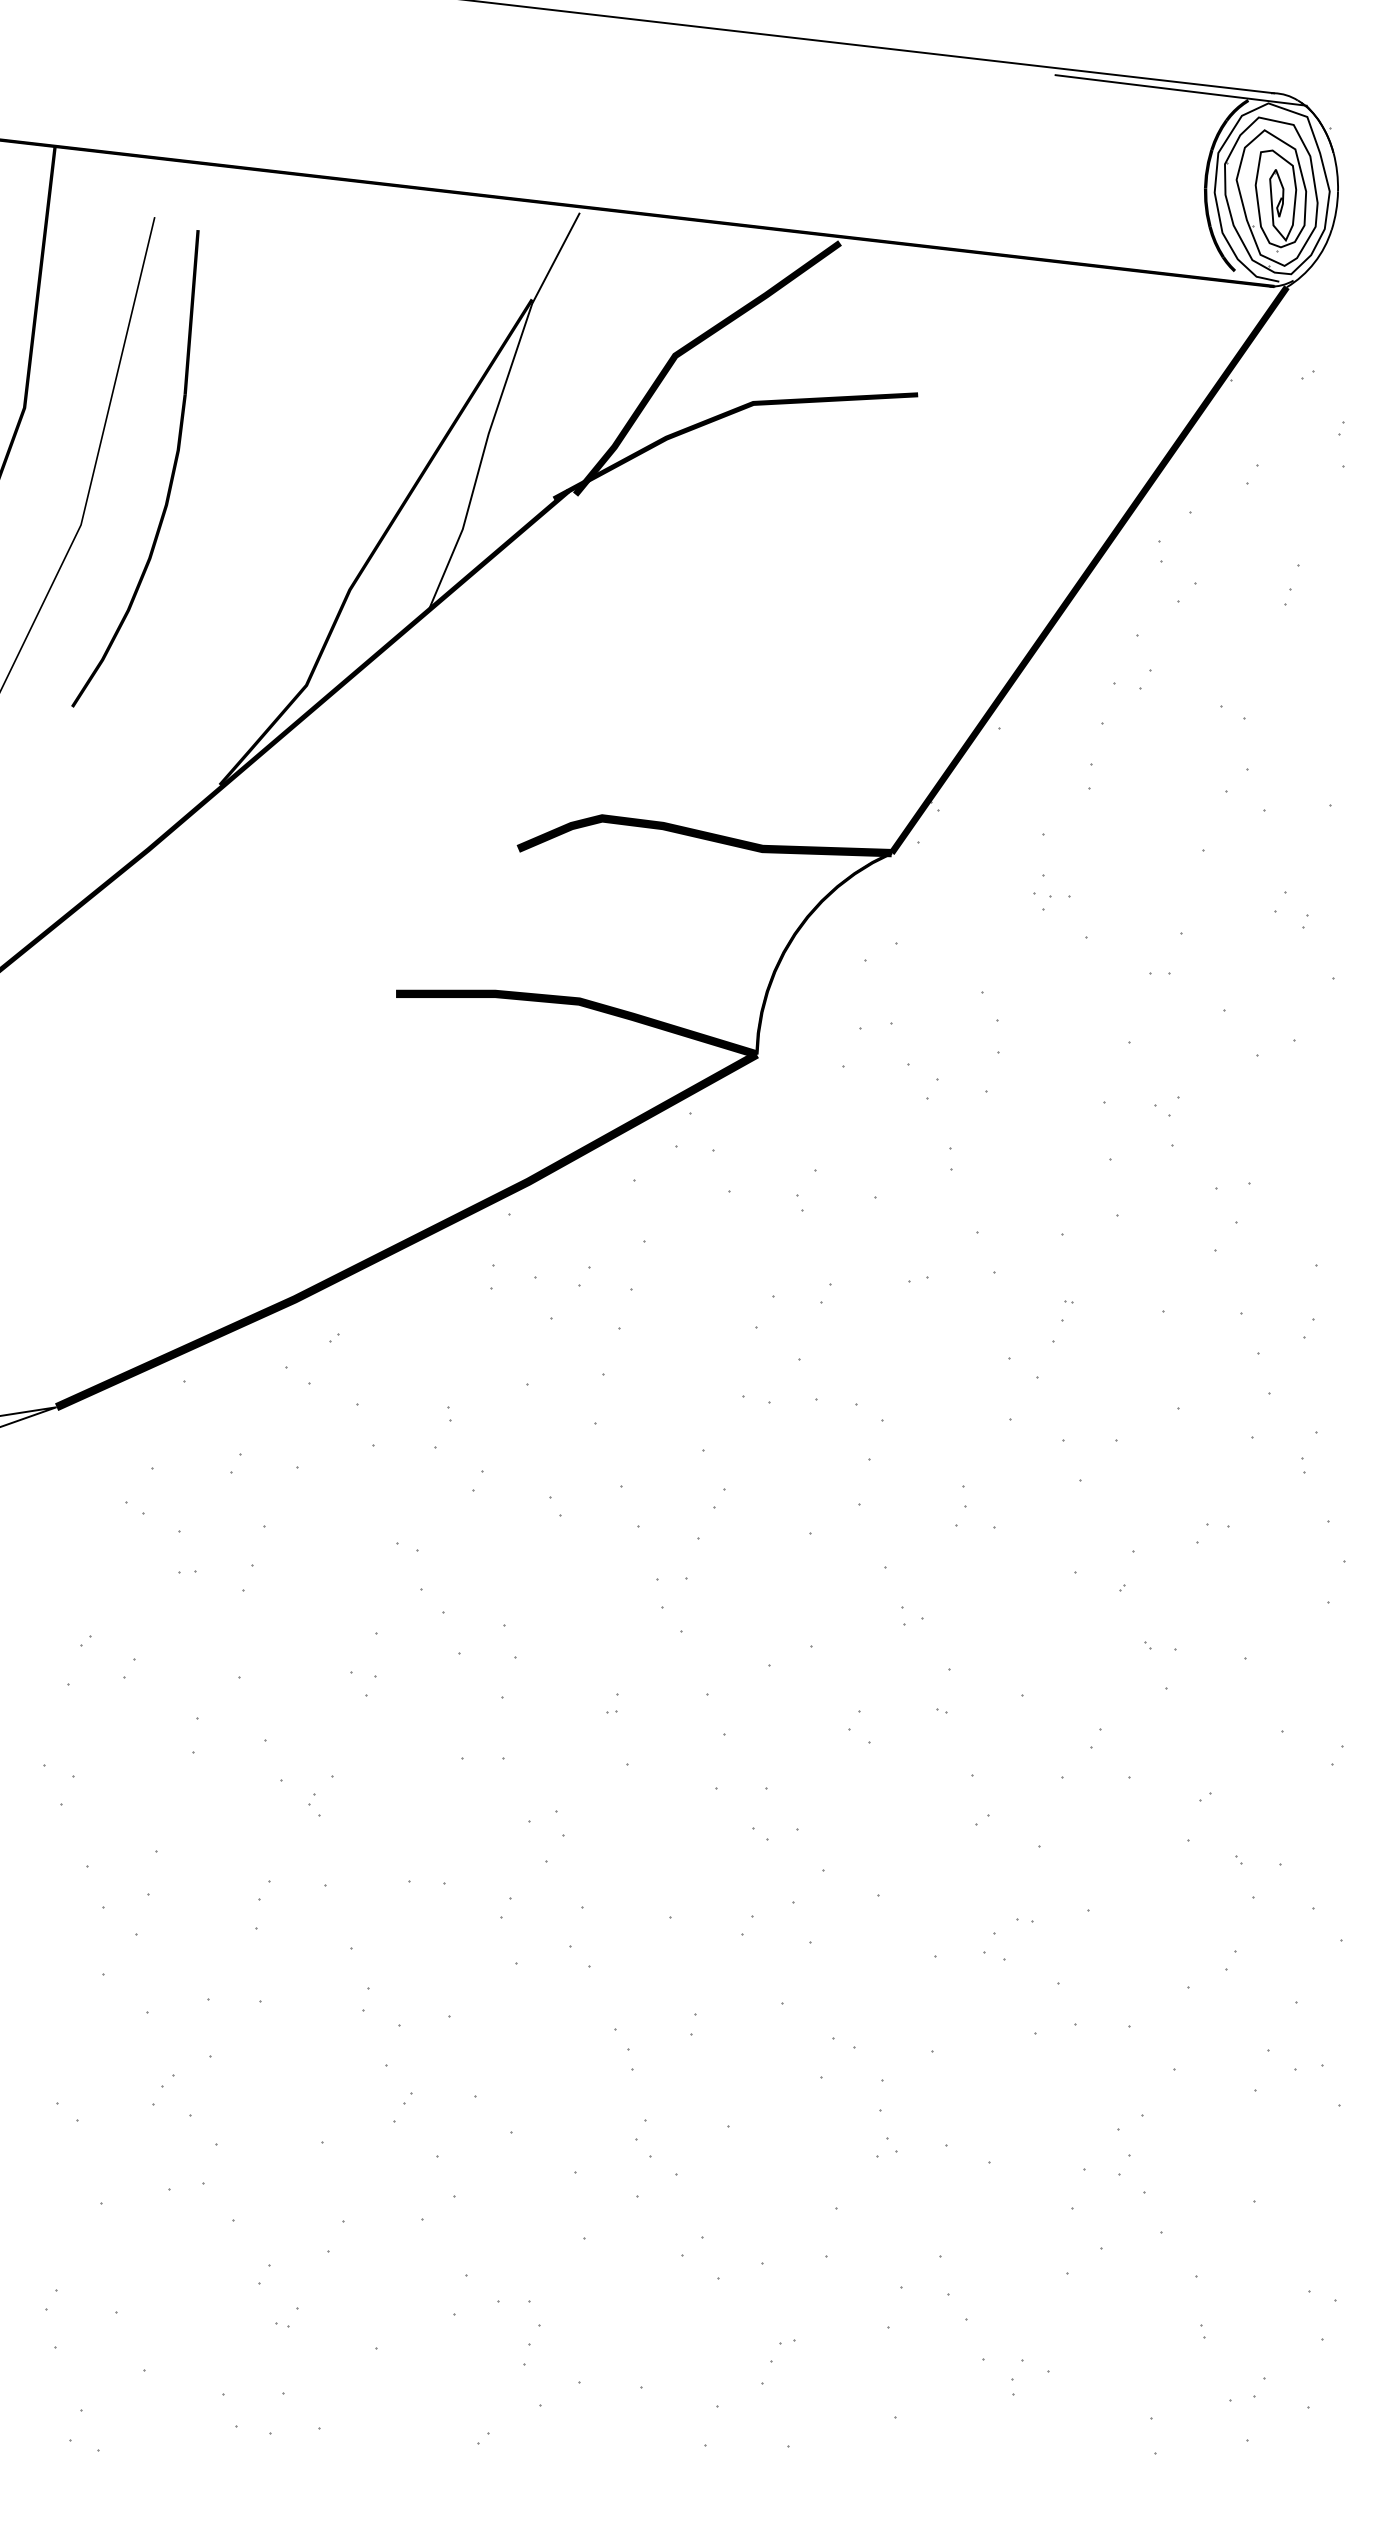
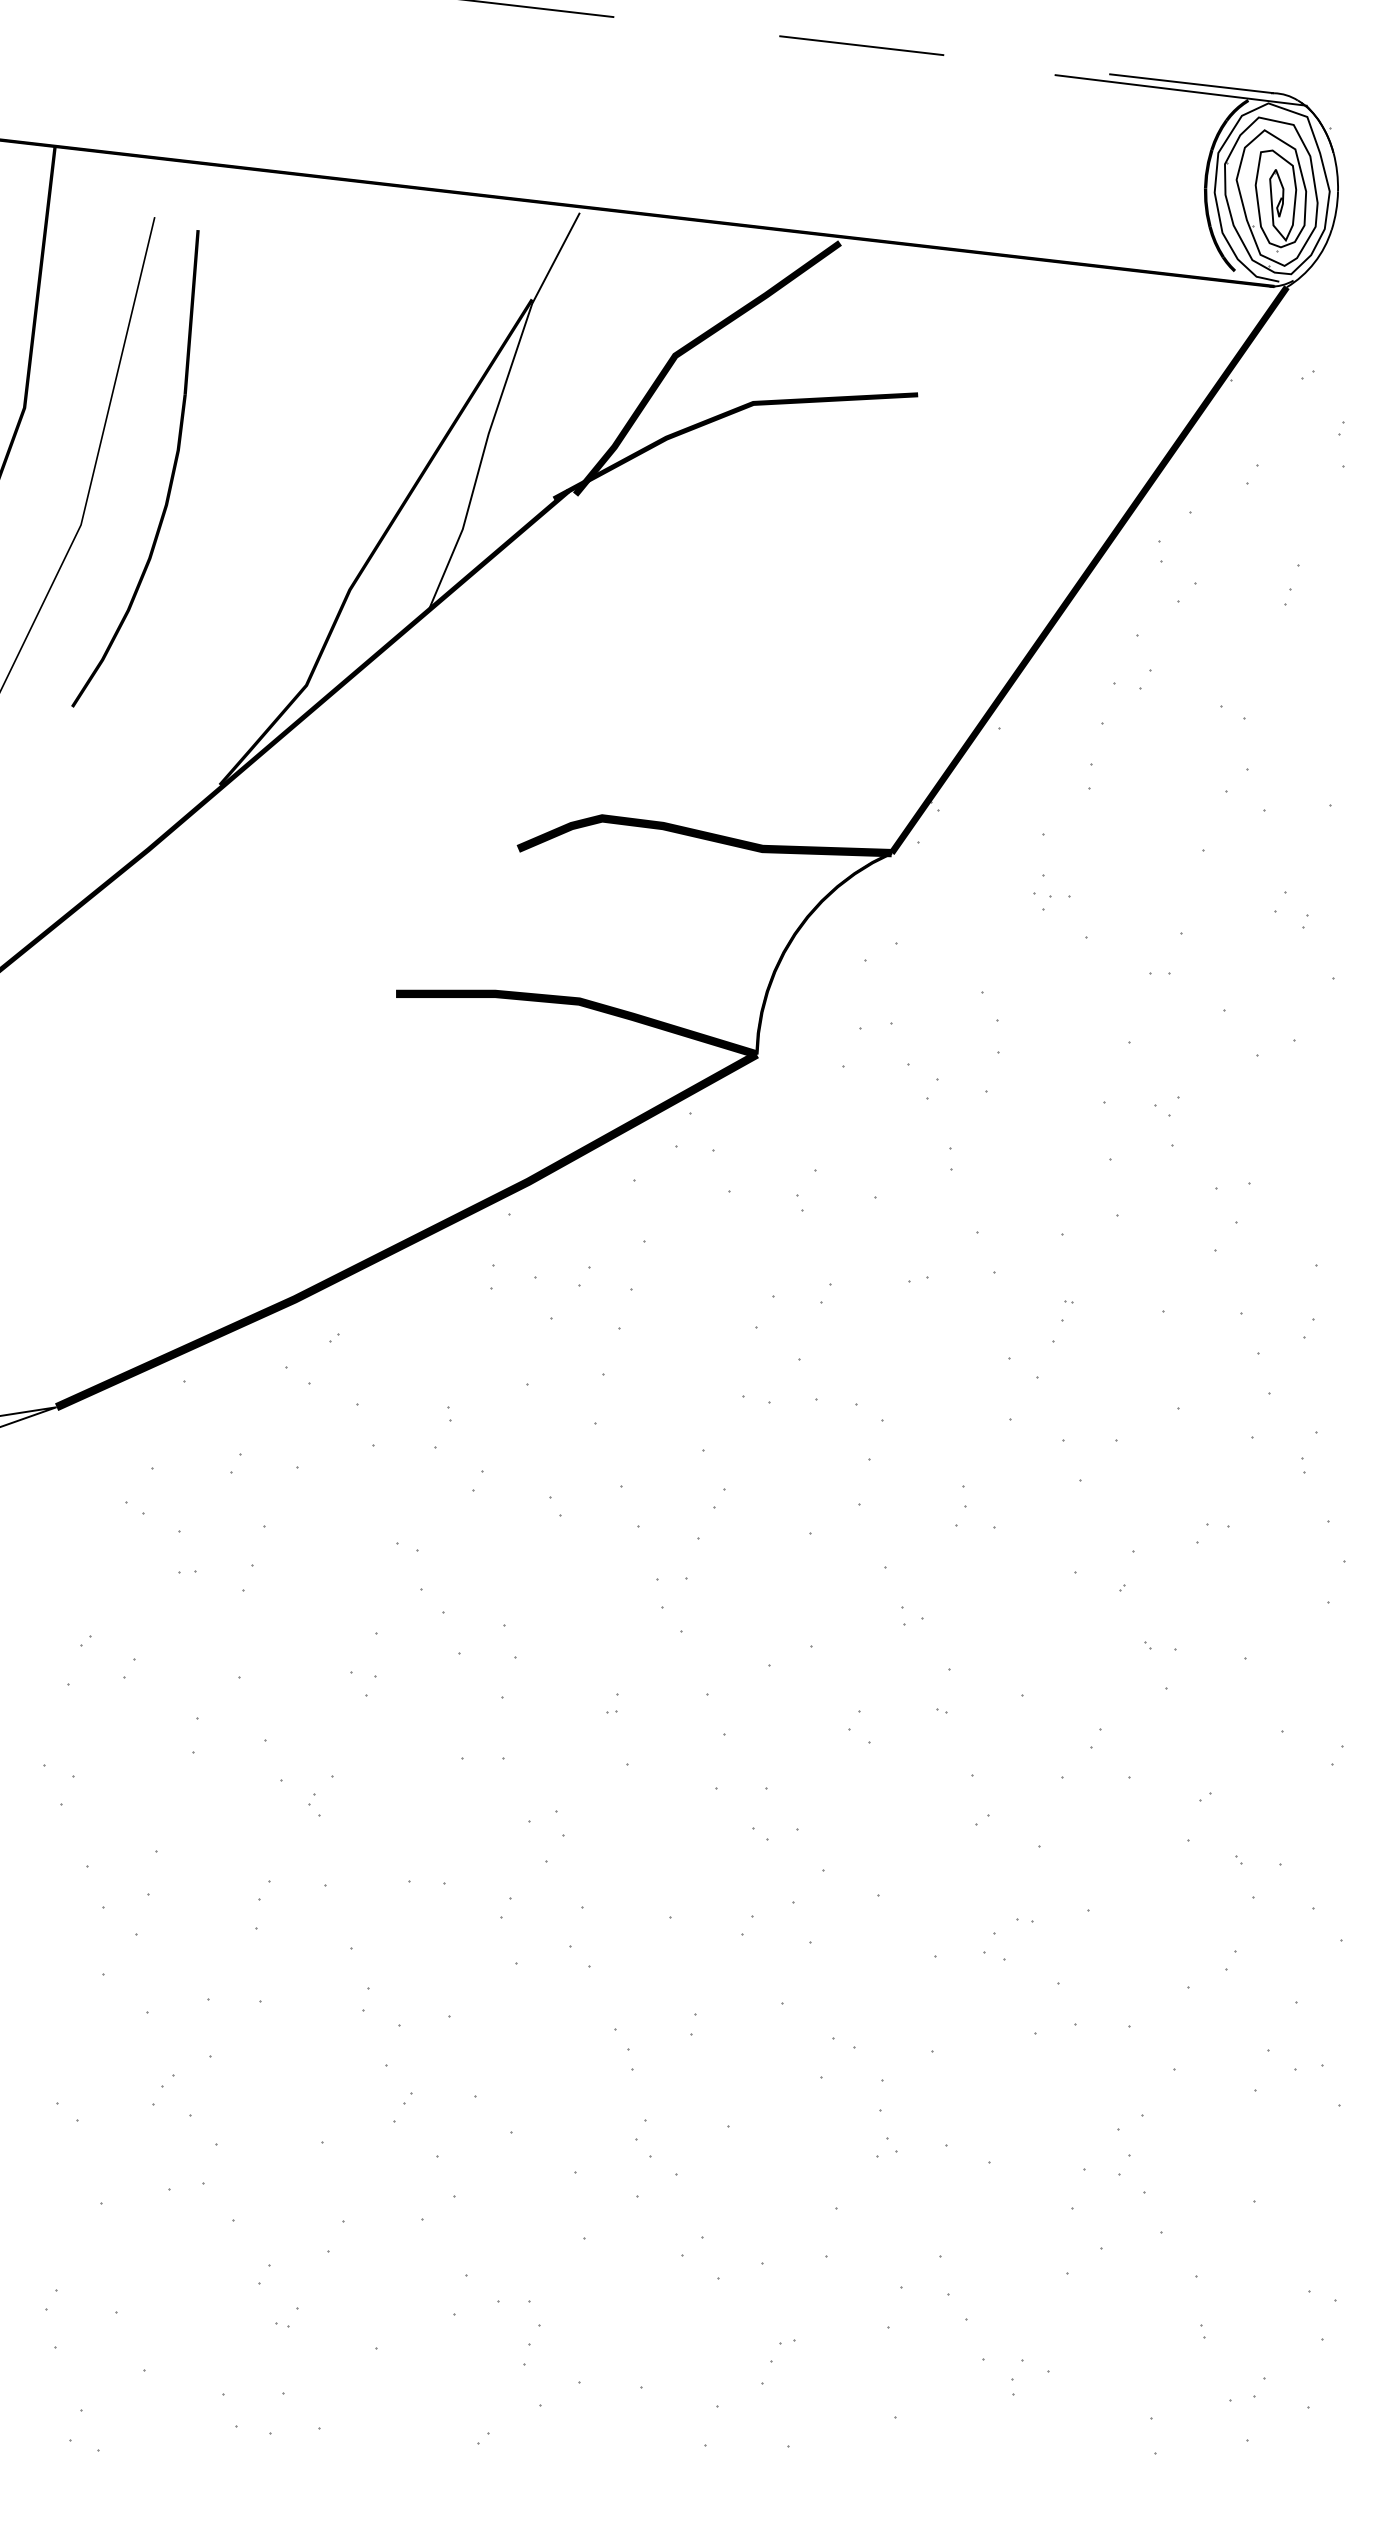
line: solid -> dashed (869, 46)
